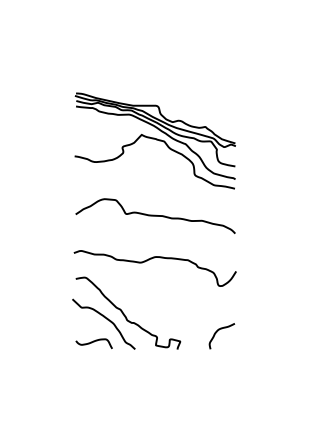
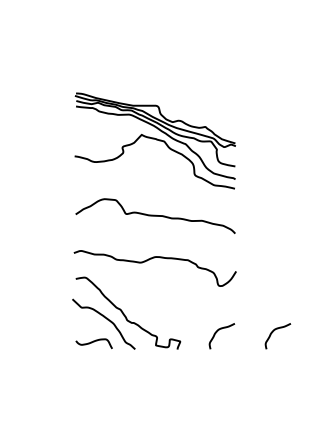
curve: none -> present (273, 332)
